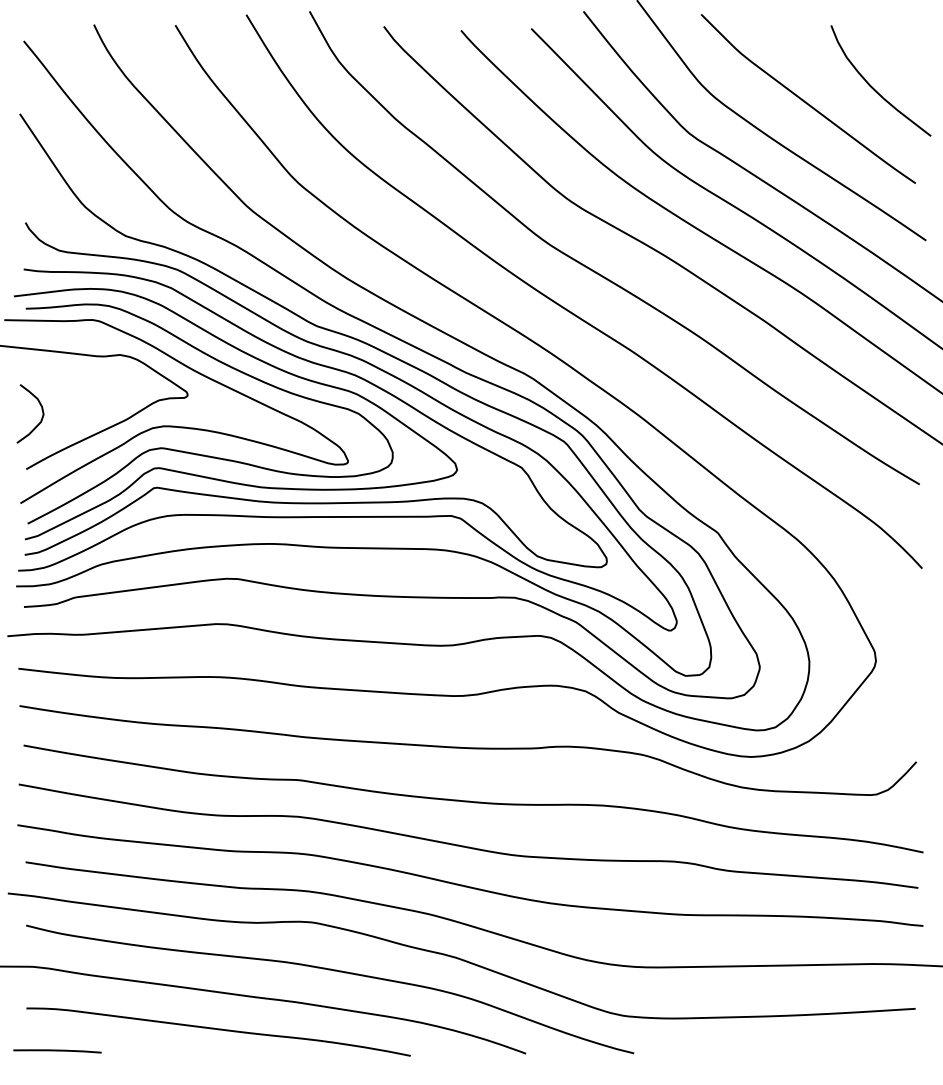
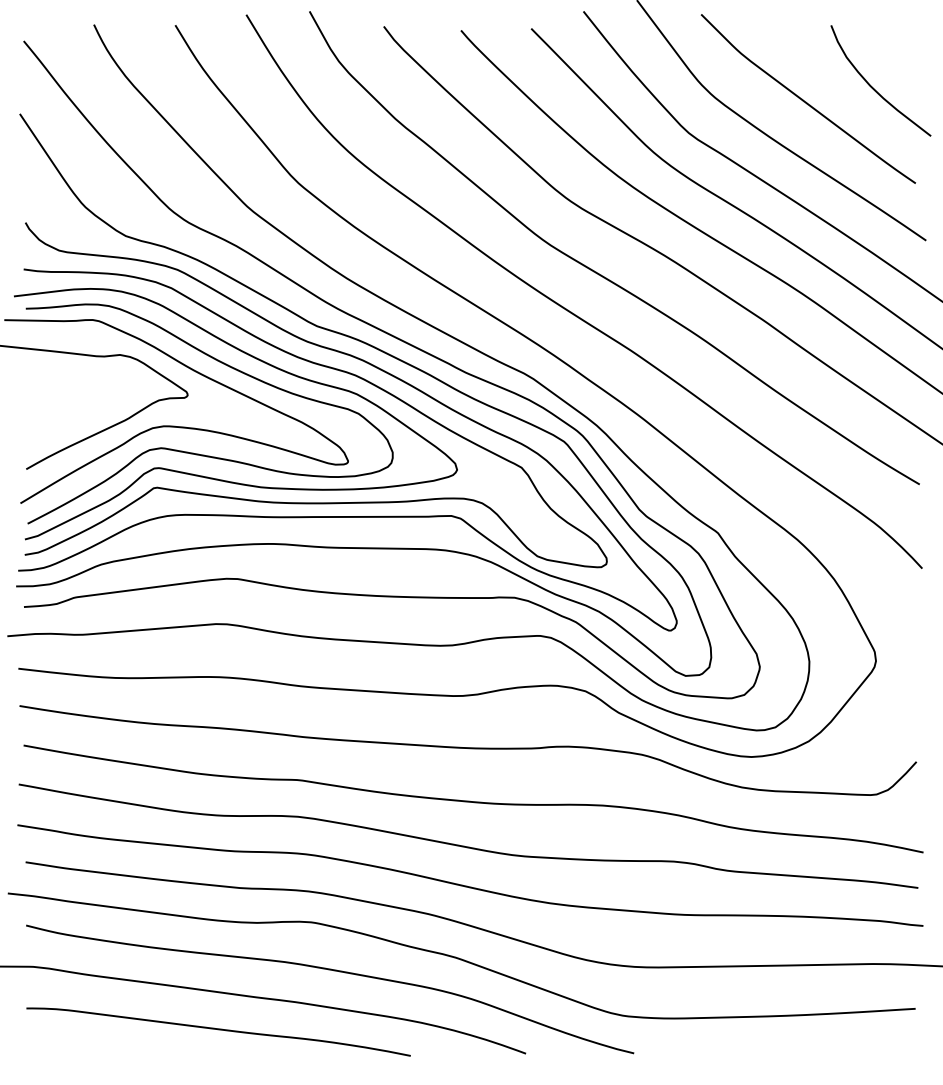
curve: present -> none (41, 410)
line: present -> none (57, 1051)
